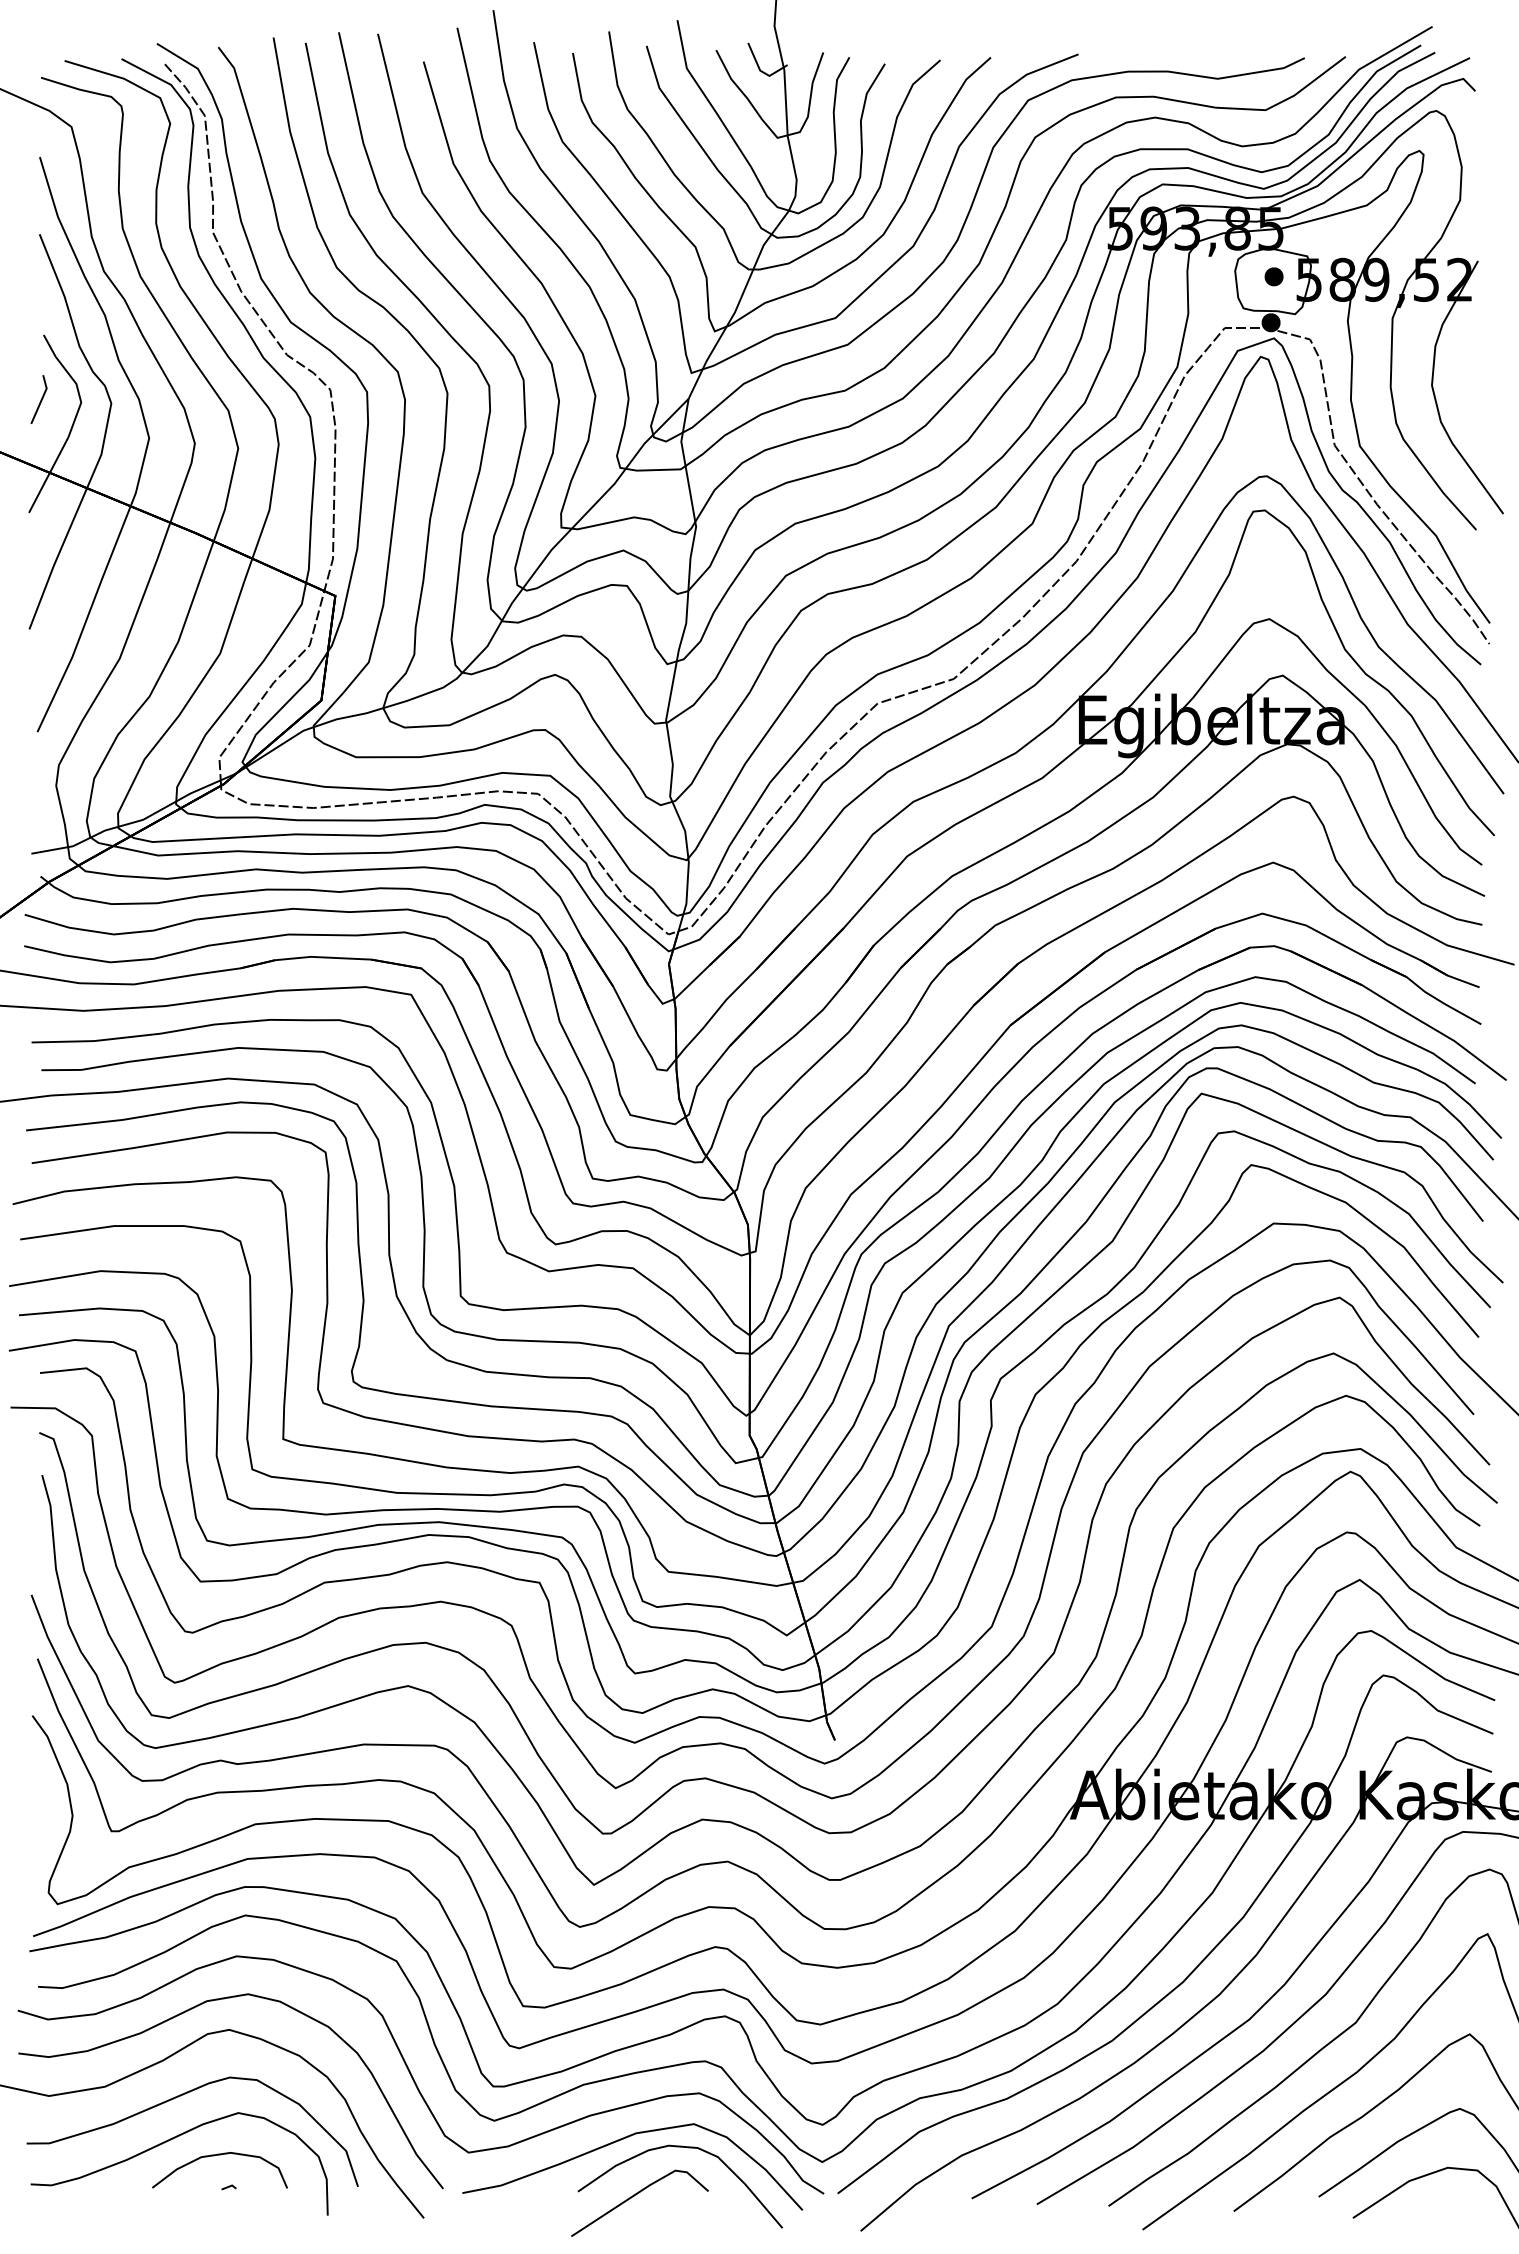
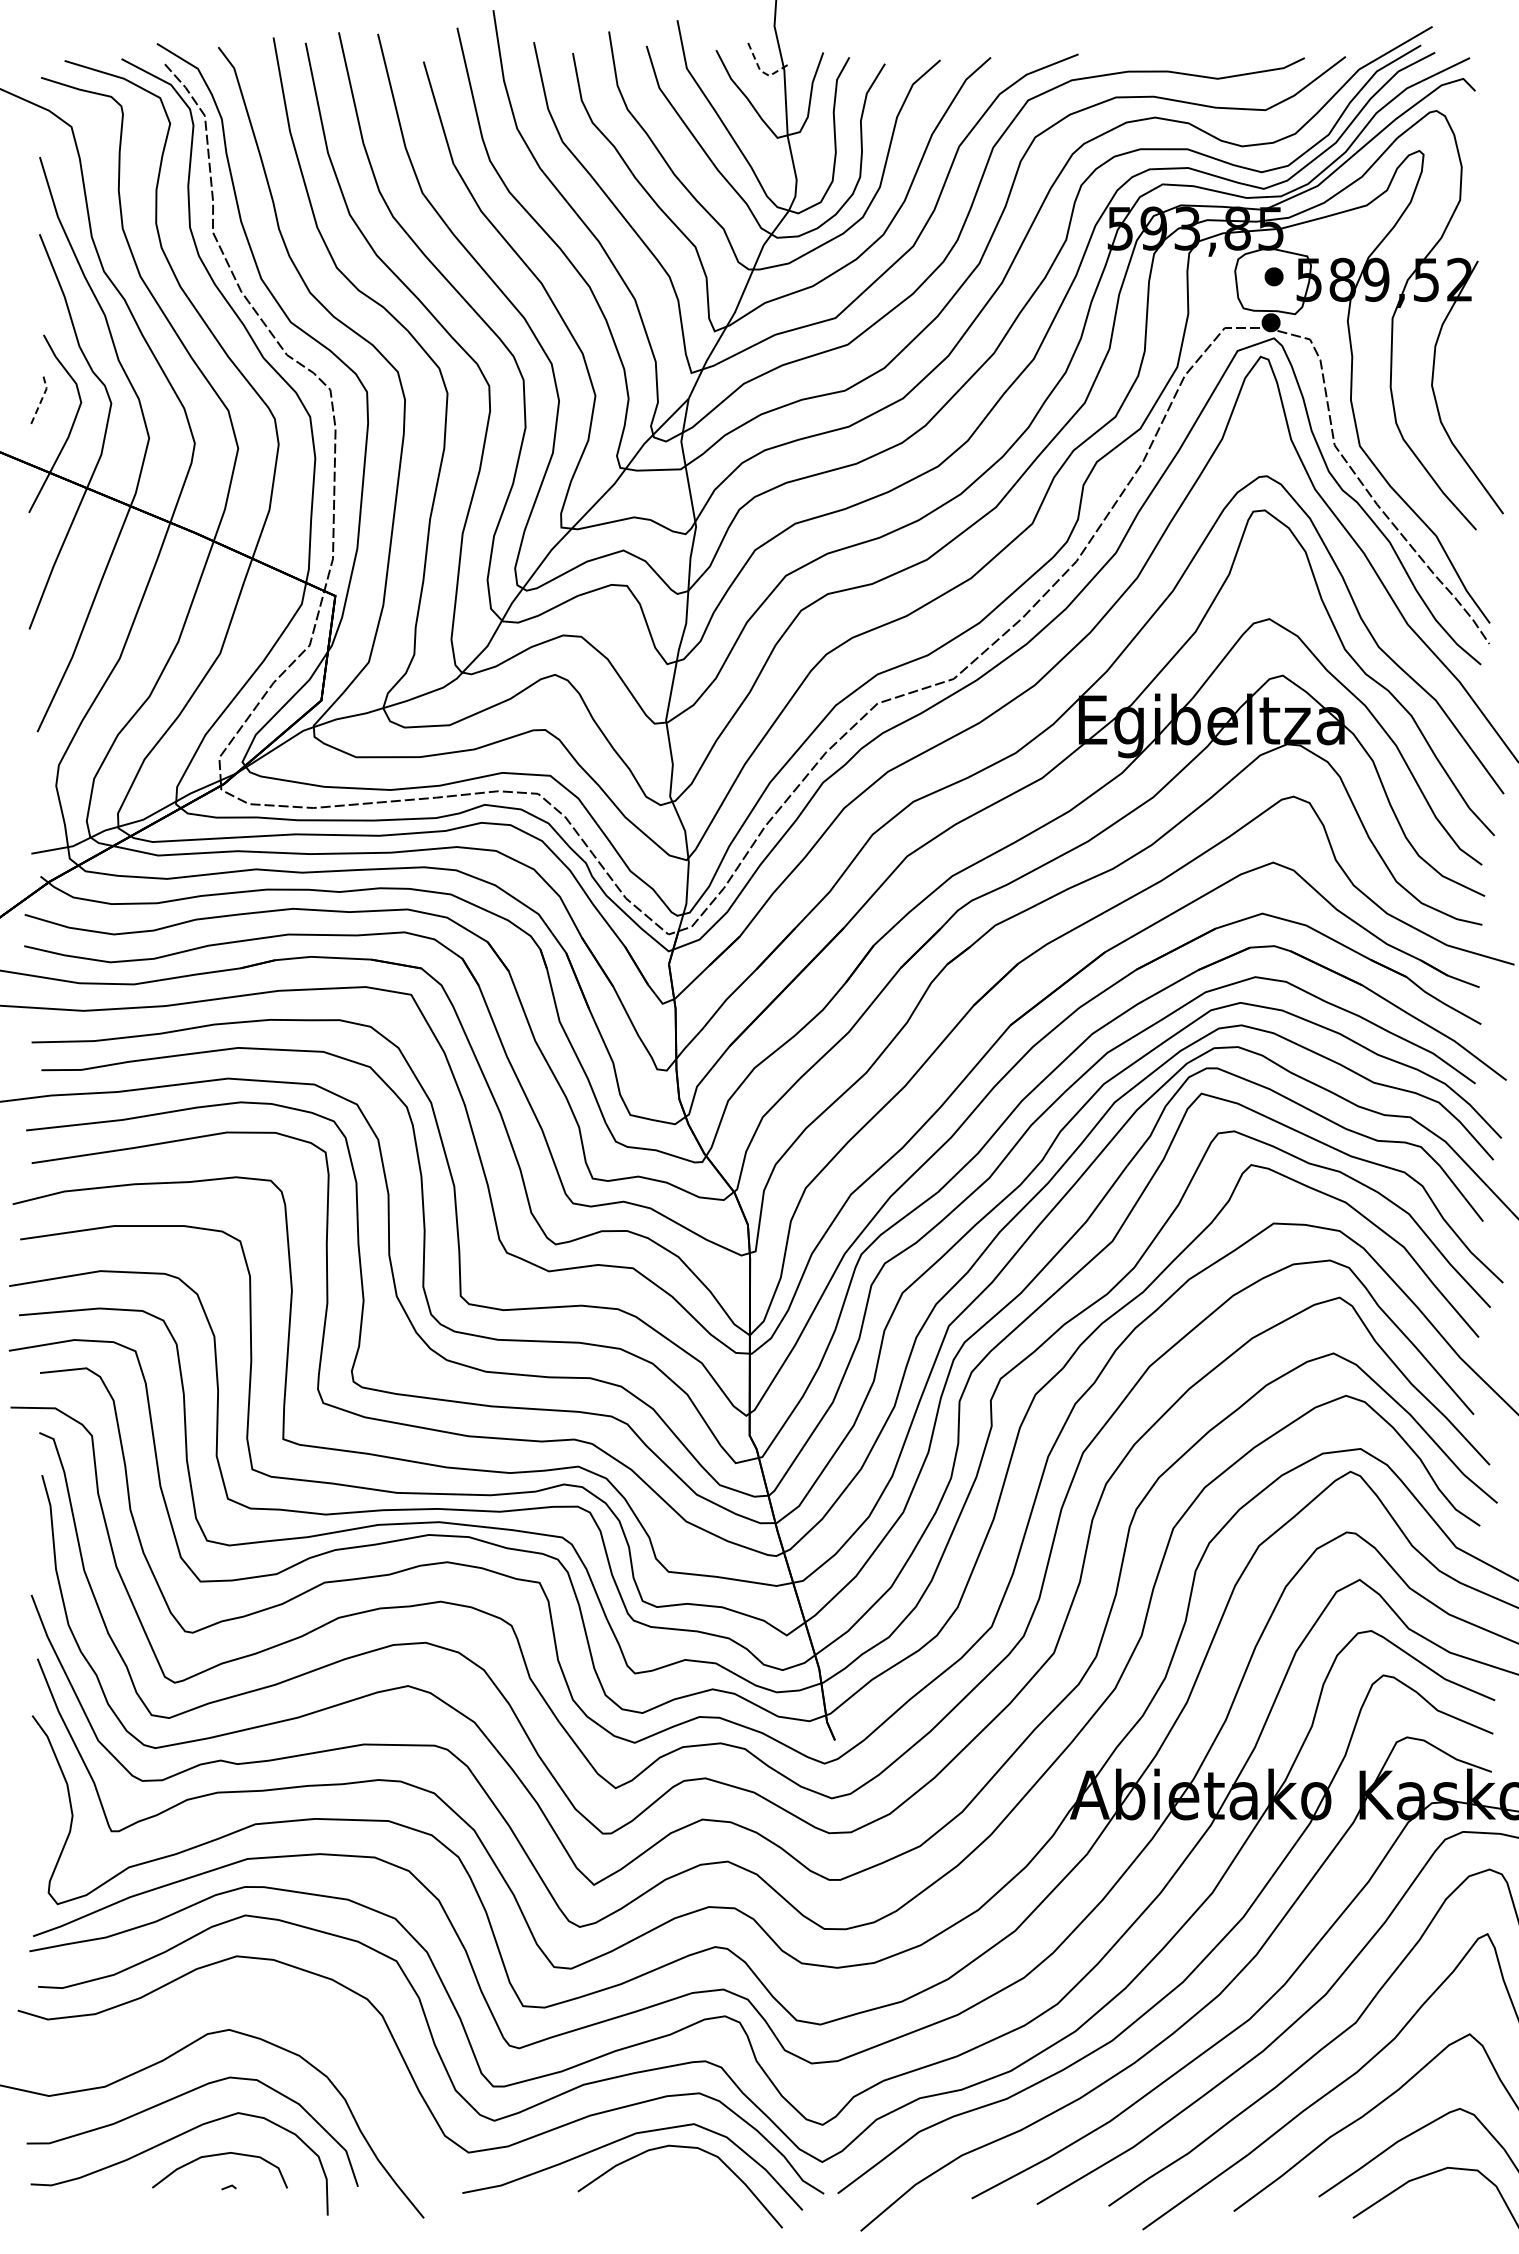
line: solid -> dashed (761, 71)
line: solid -> dashed (41, 399)
curve: present -> none (190, 2010)
line: present -> none (636, 2195)
